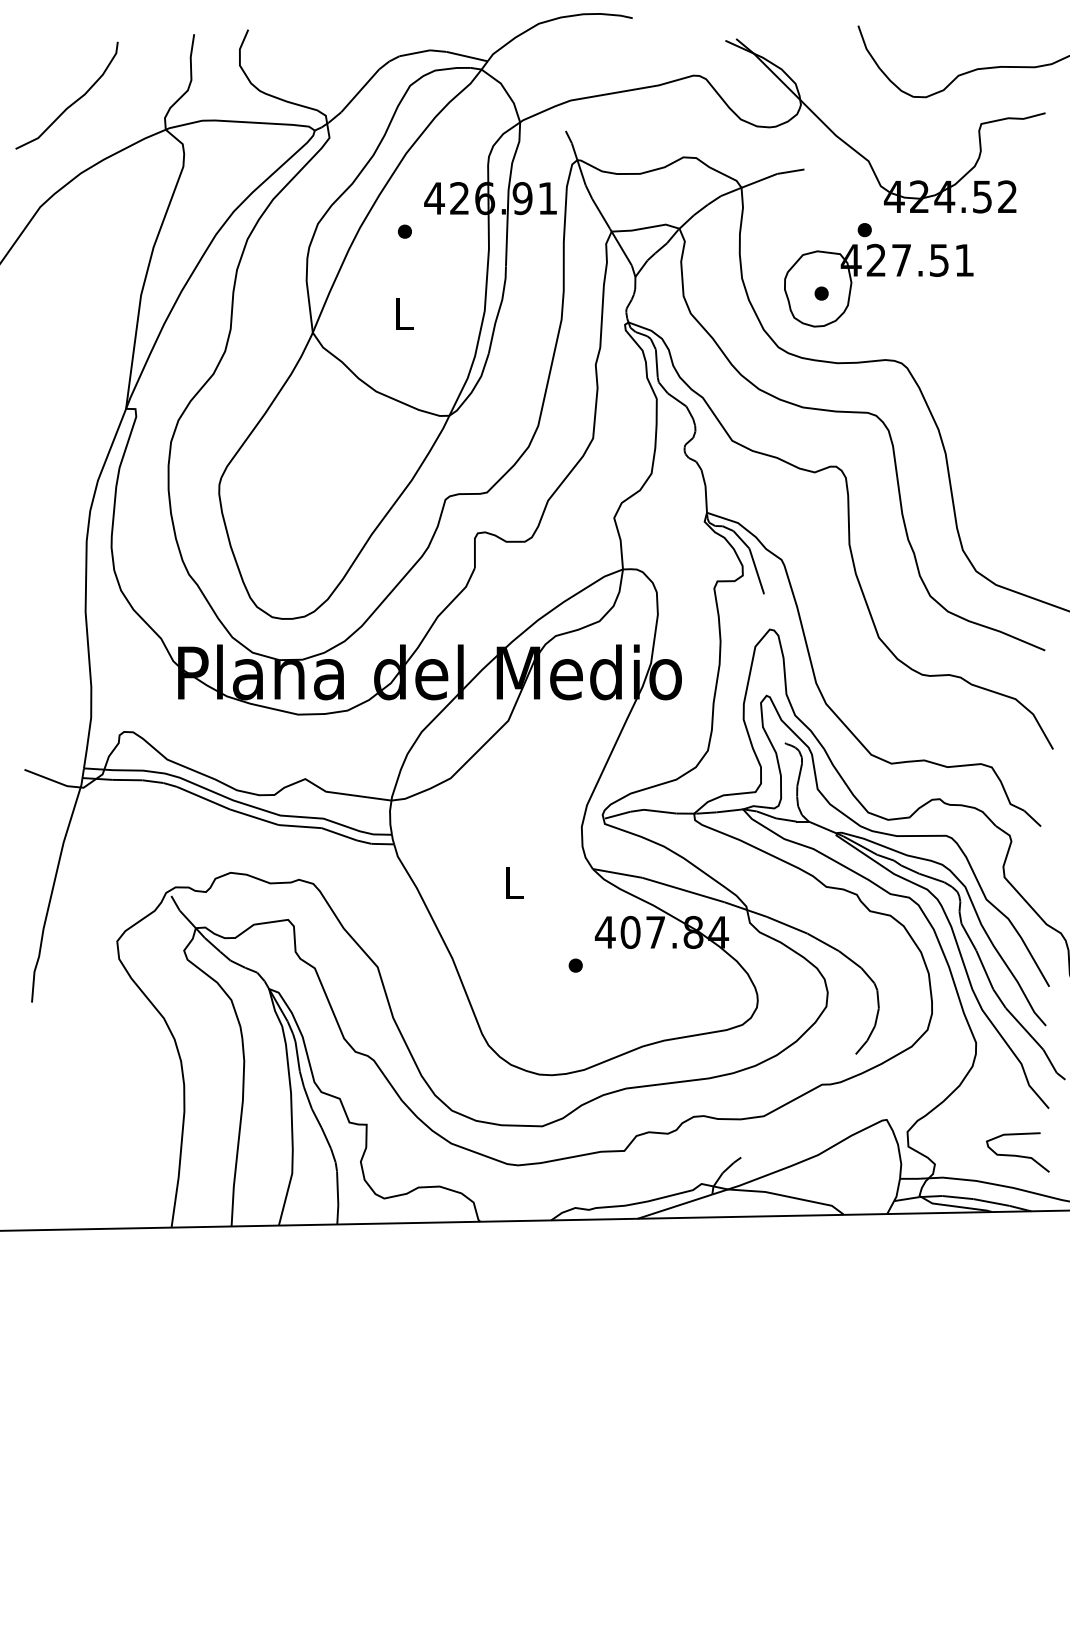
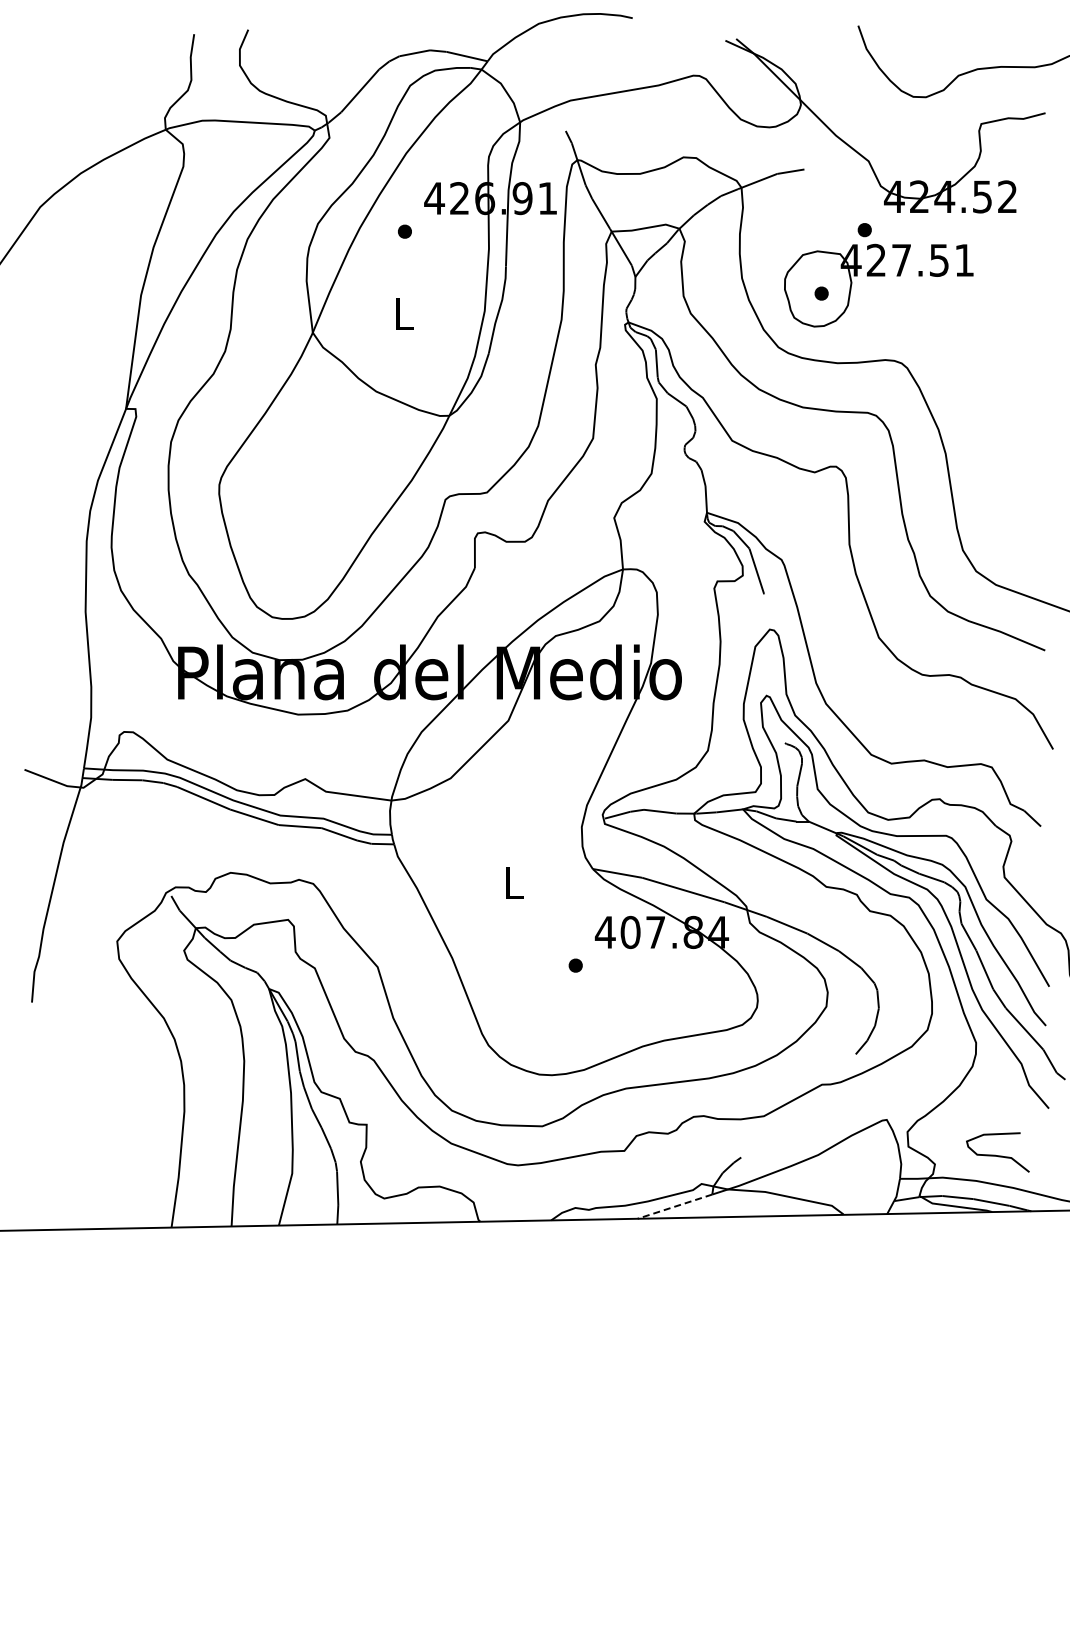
curve: present -> none (71, 103)
curve position: (1015, 1154) -> (995, 1154) (995, 1154)
line: solid -> dashed (674, 1206)
